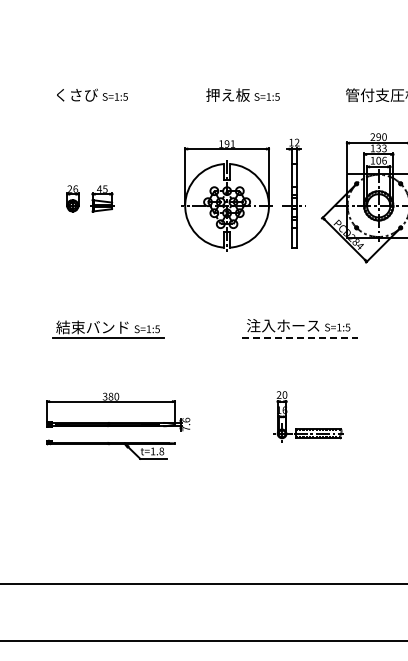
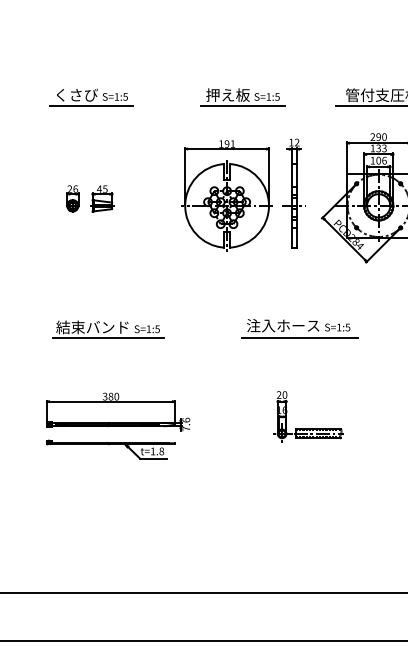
line: none -> present (90, 106)
line: none -> present (242, 106)
line: none -> present (370, 106)
line: dashed -> solid (300, 338)
line position: (203, 583) -> (203, 592) (203, 592)
